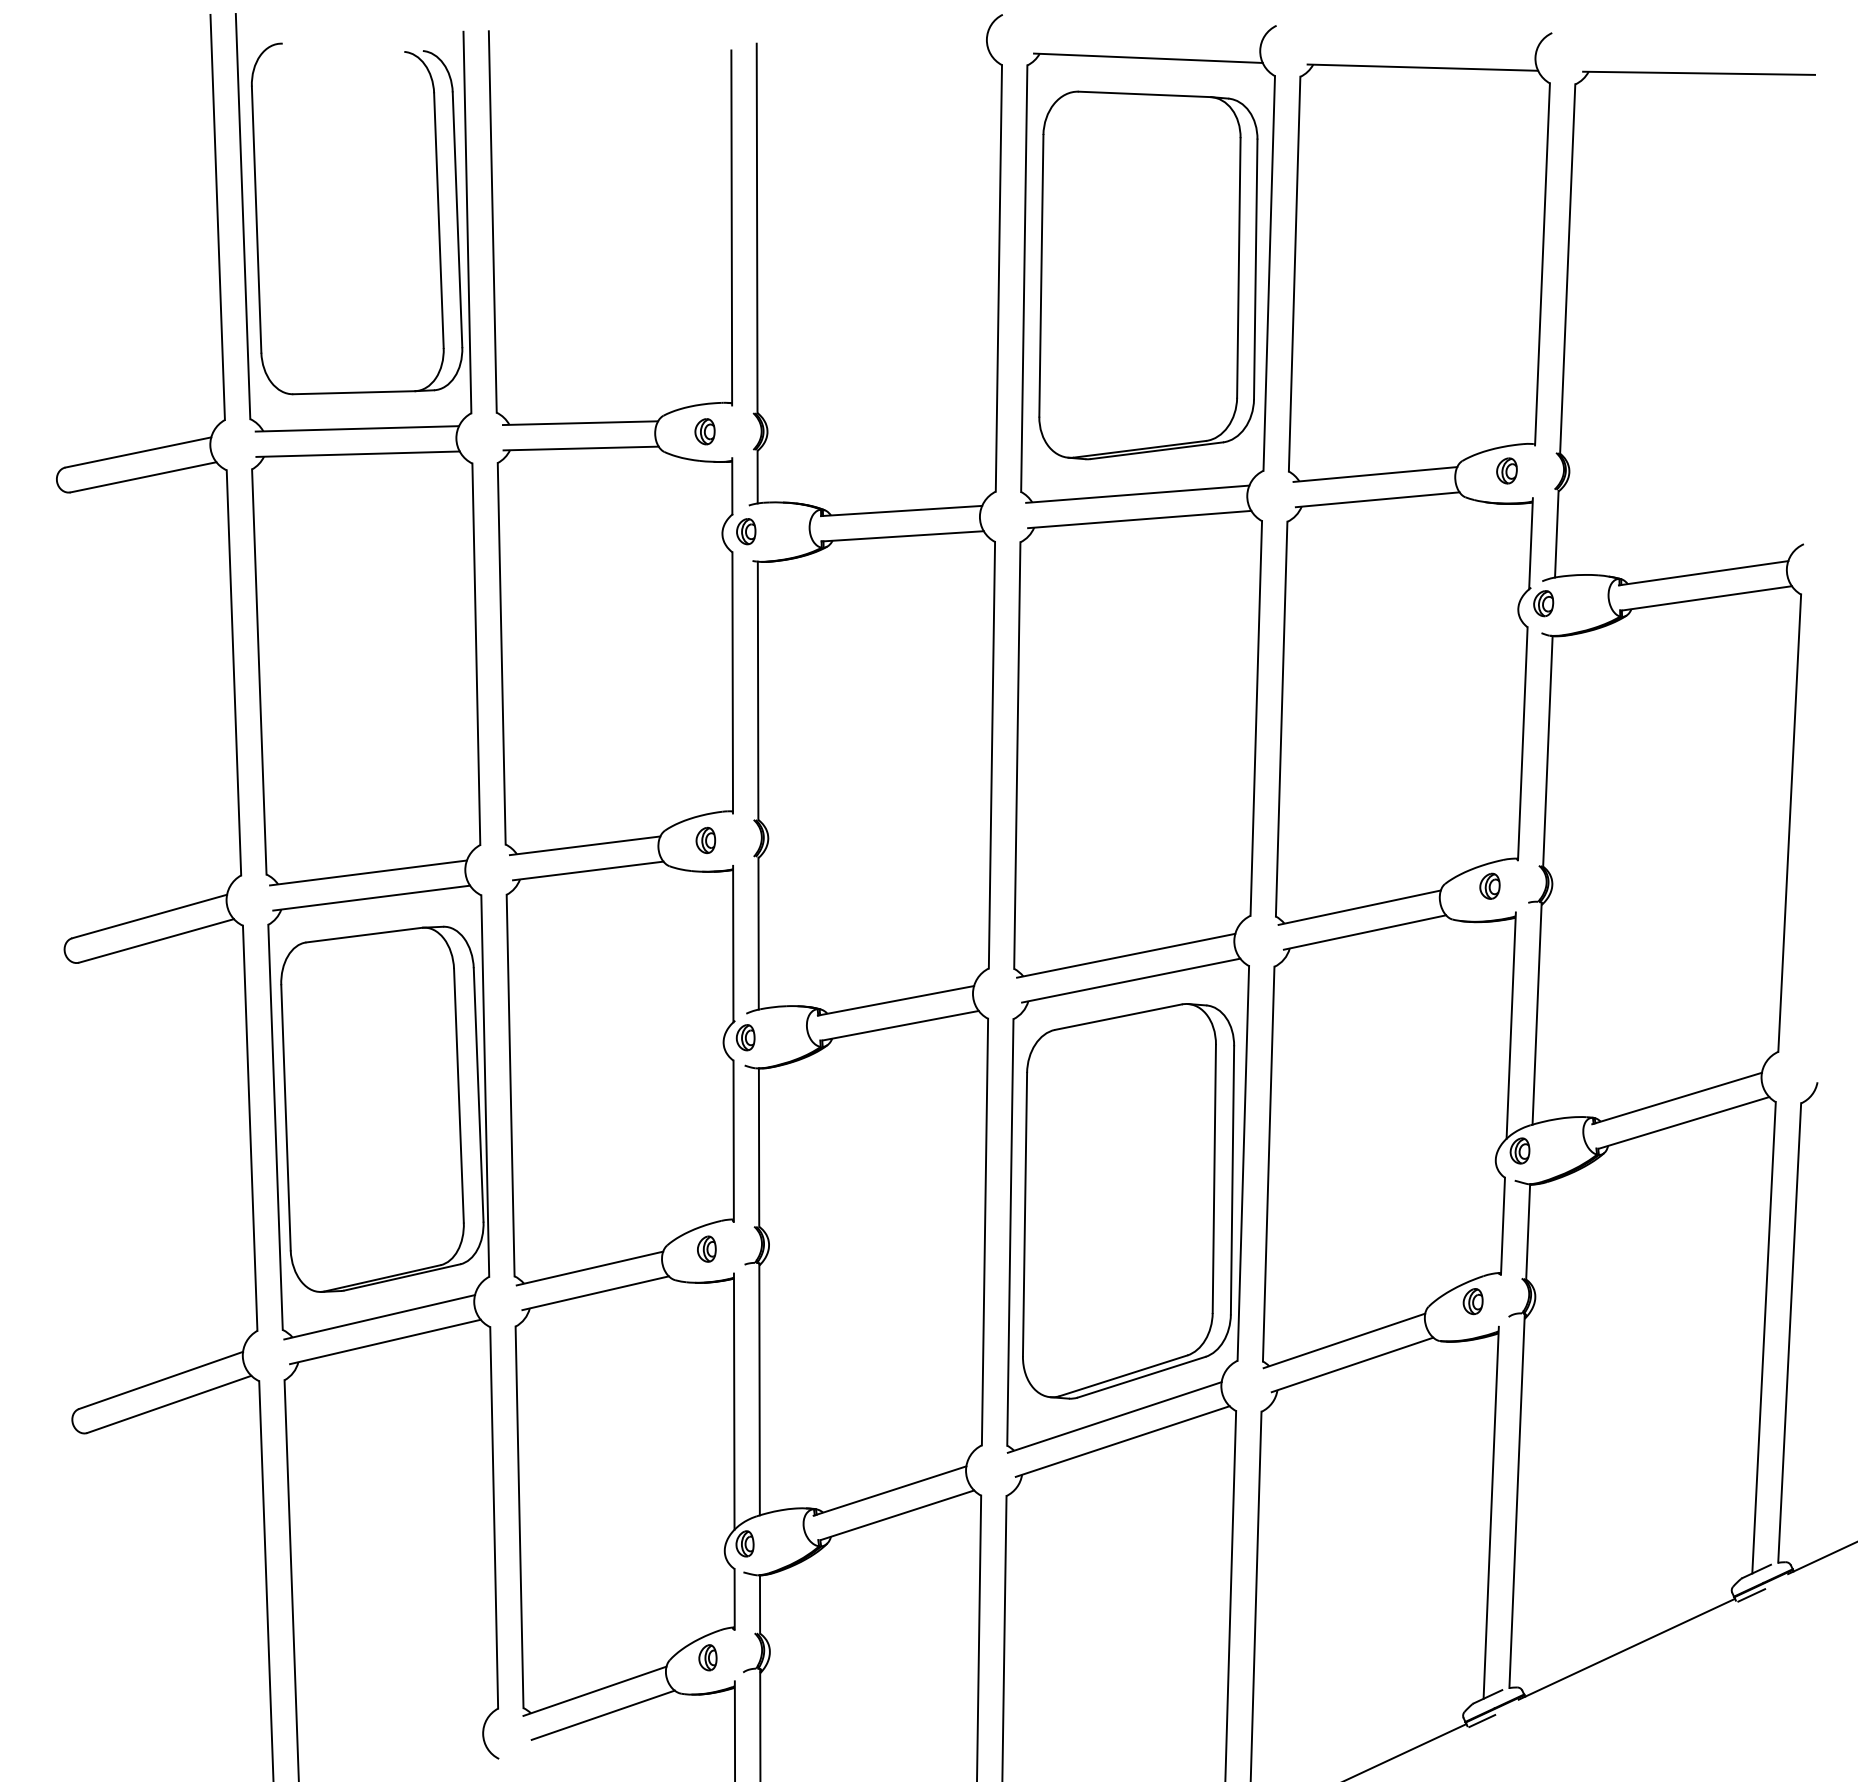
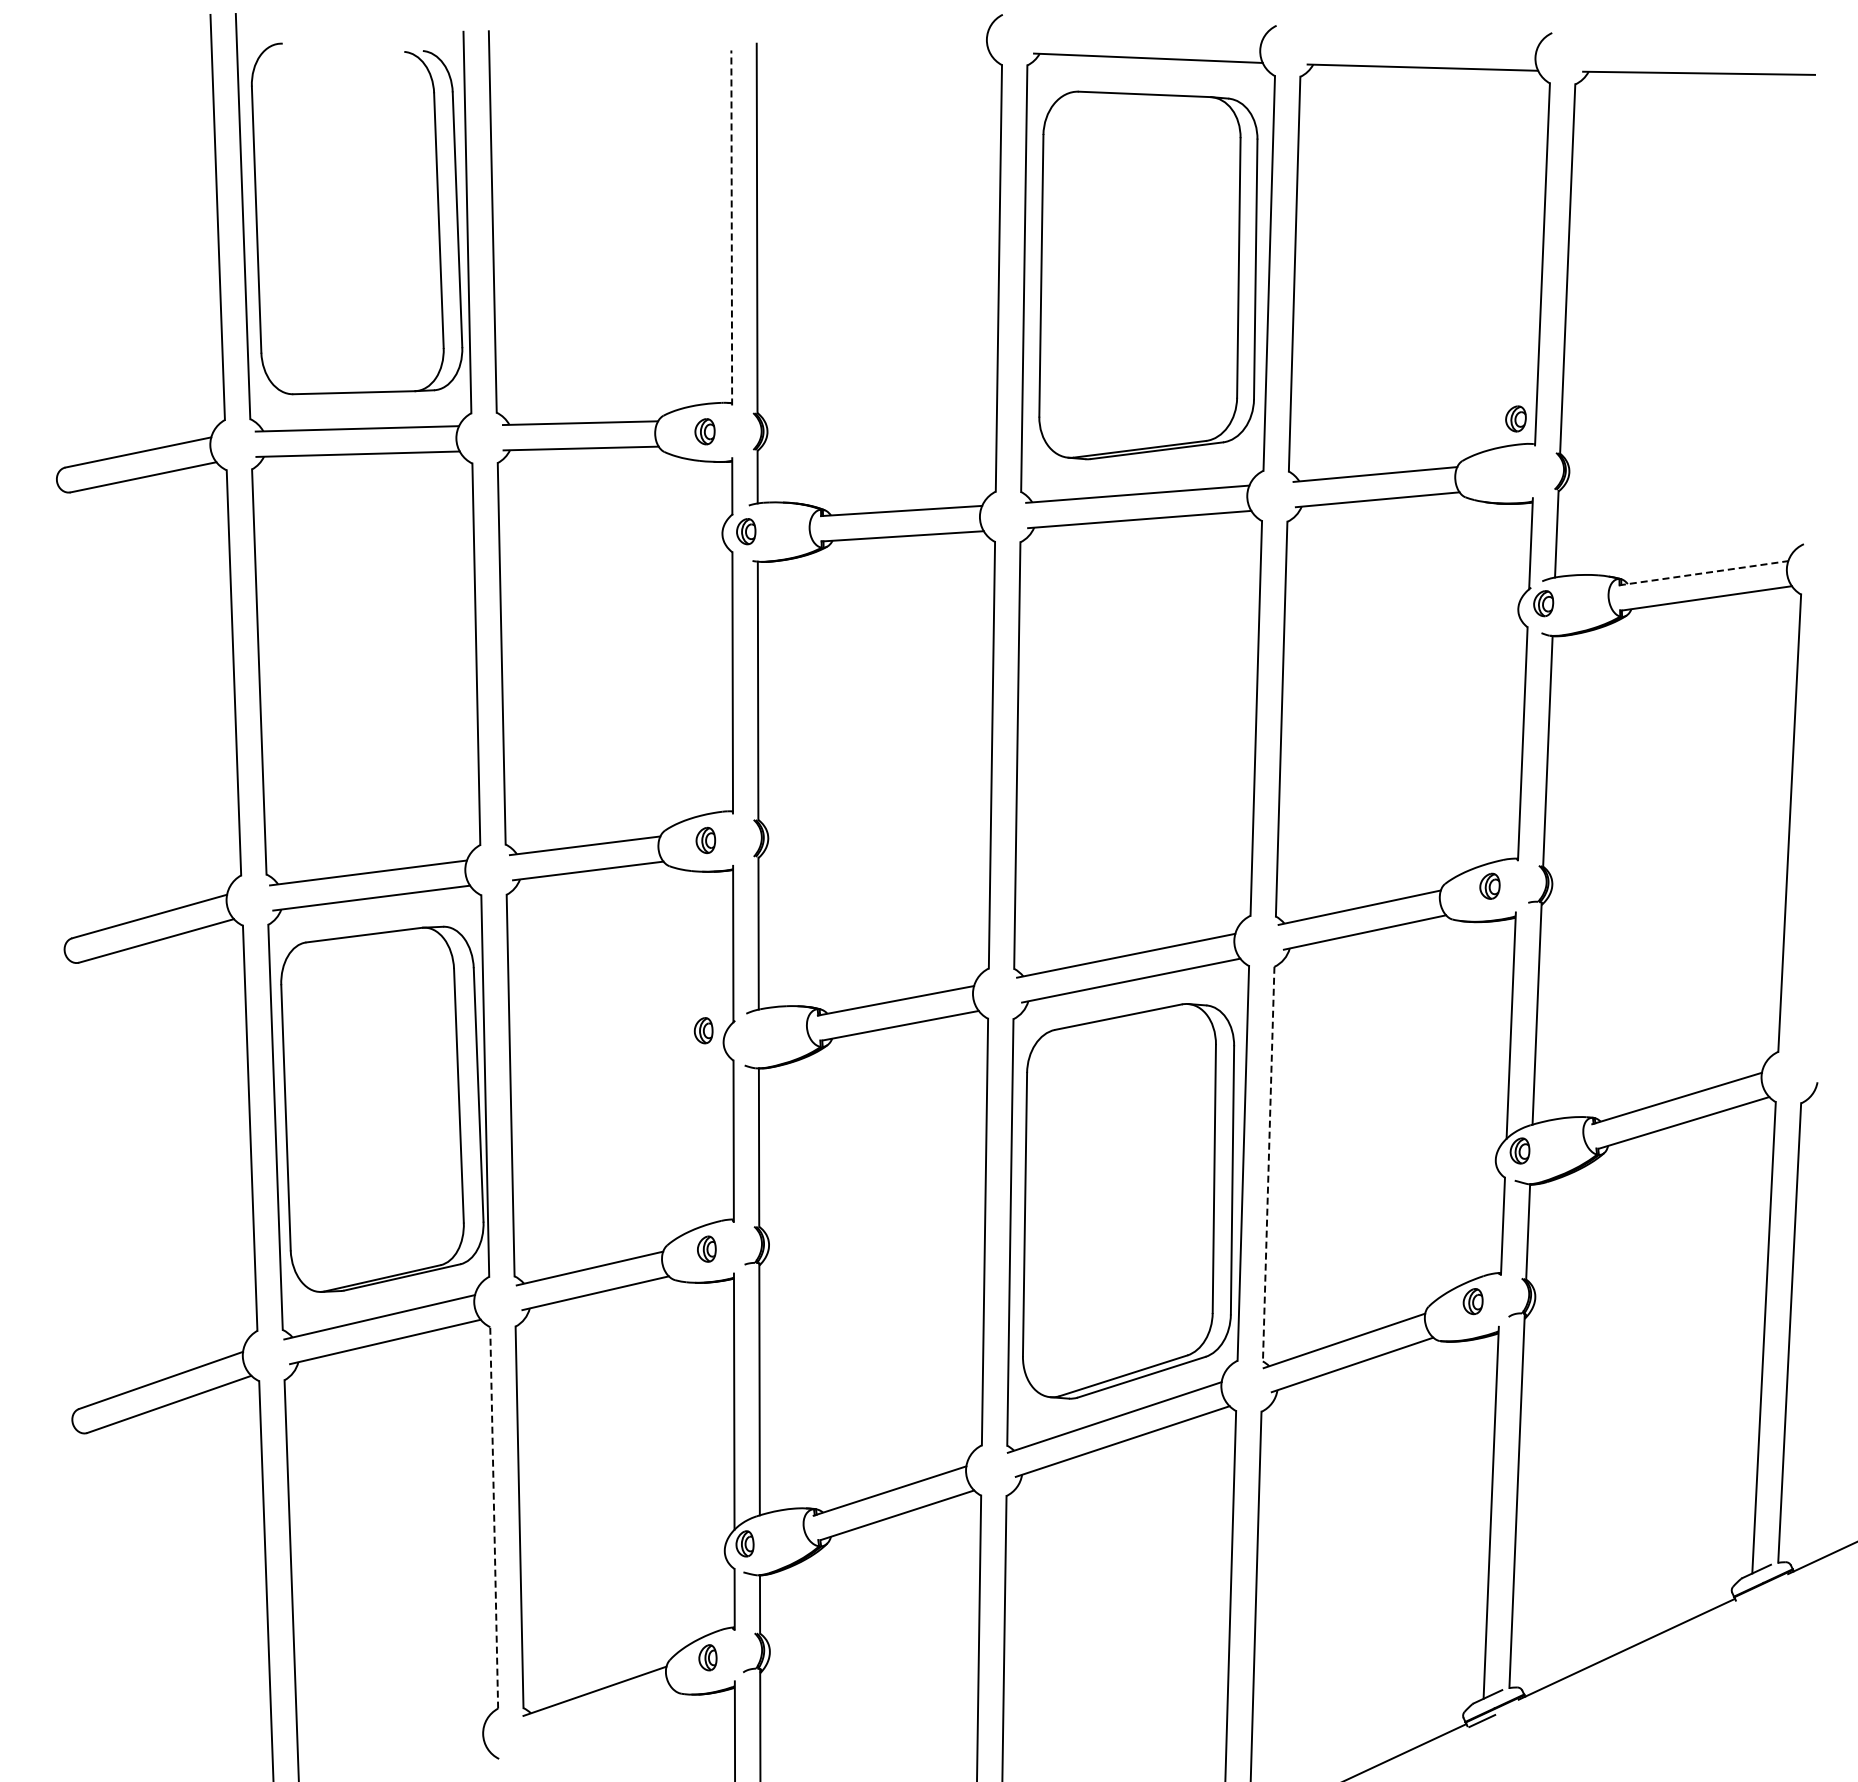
line: solid -> dashed (731, 227)
part position: (1506, 470) -> (1515, 418) (1515, 418)
line: solid -> dashed (1703, 573)
part position: (745, 1037) -> (703, 1030) (703, 1030)
line: solid -> dashed (1268, 1164)
line: solid -> dashed (494, 1517)
line: present -> none (1751, 1595)
line: present -> none (602, 1714)
